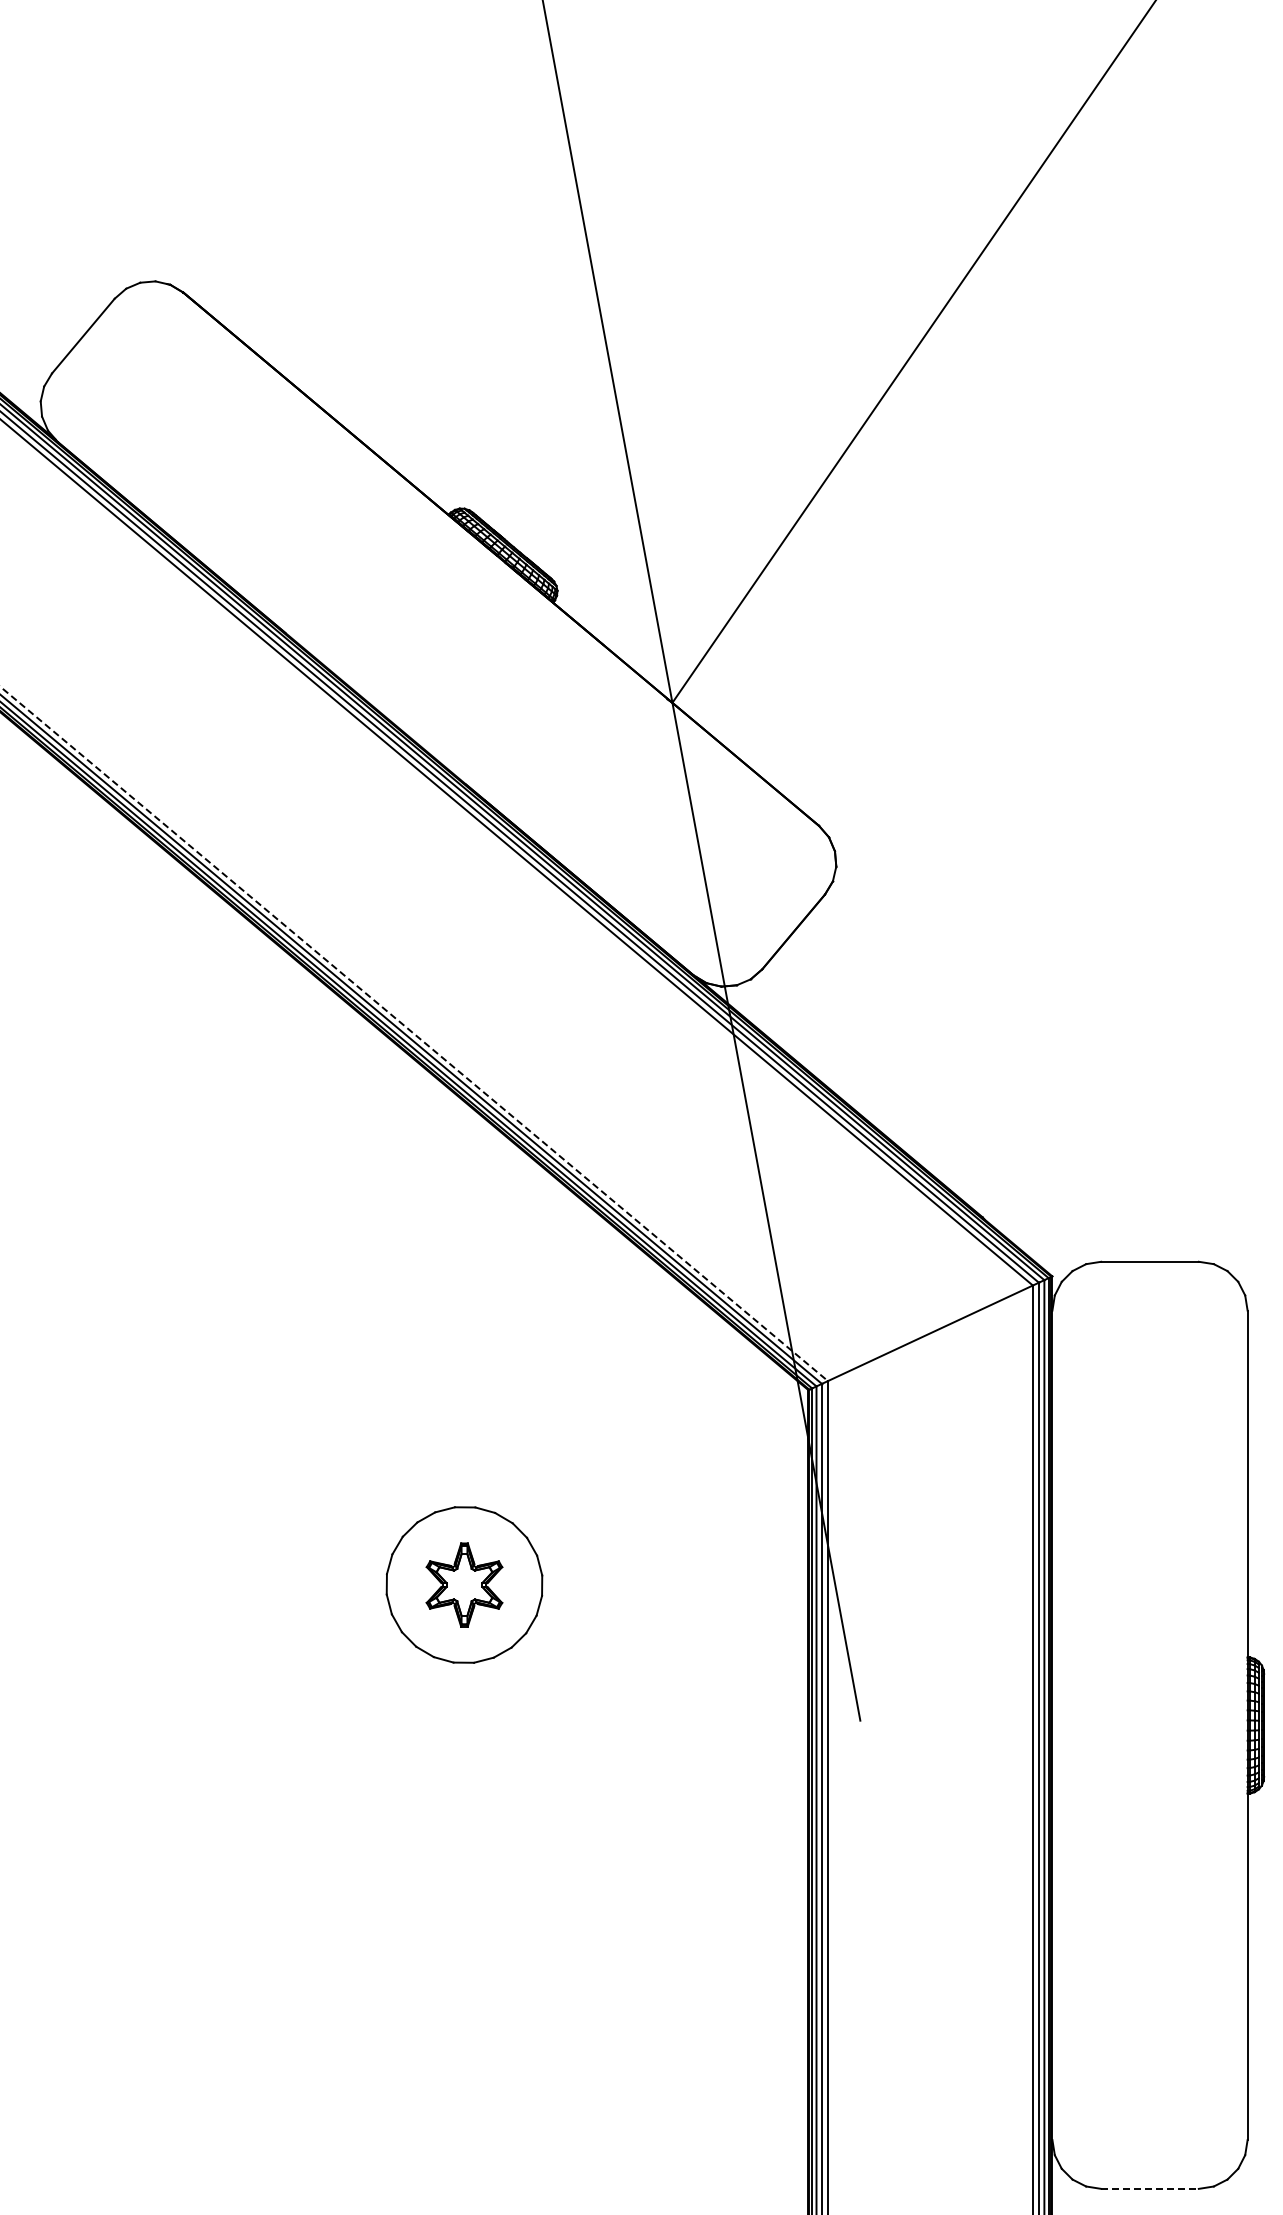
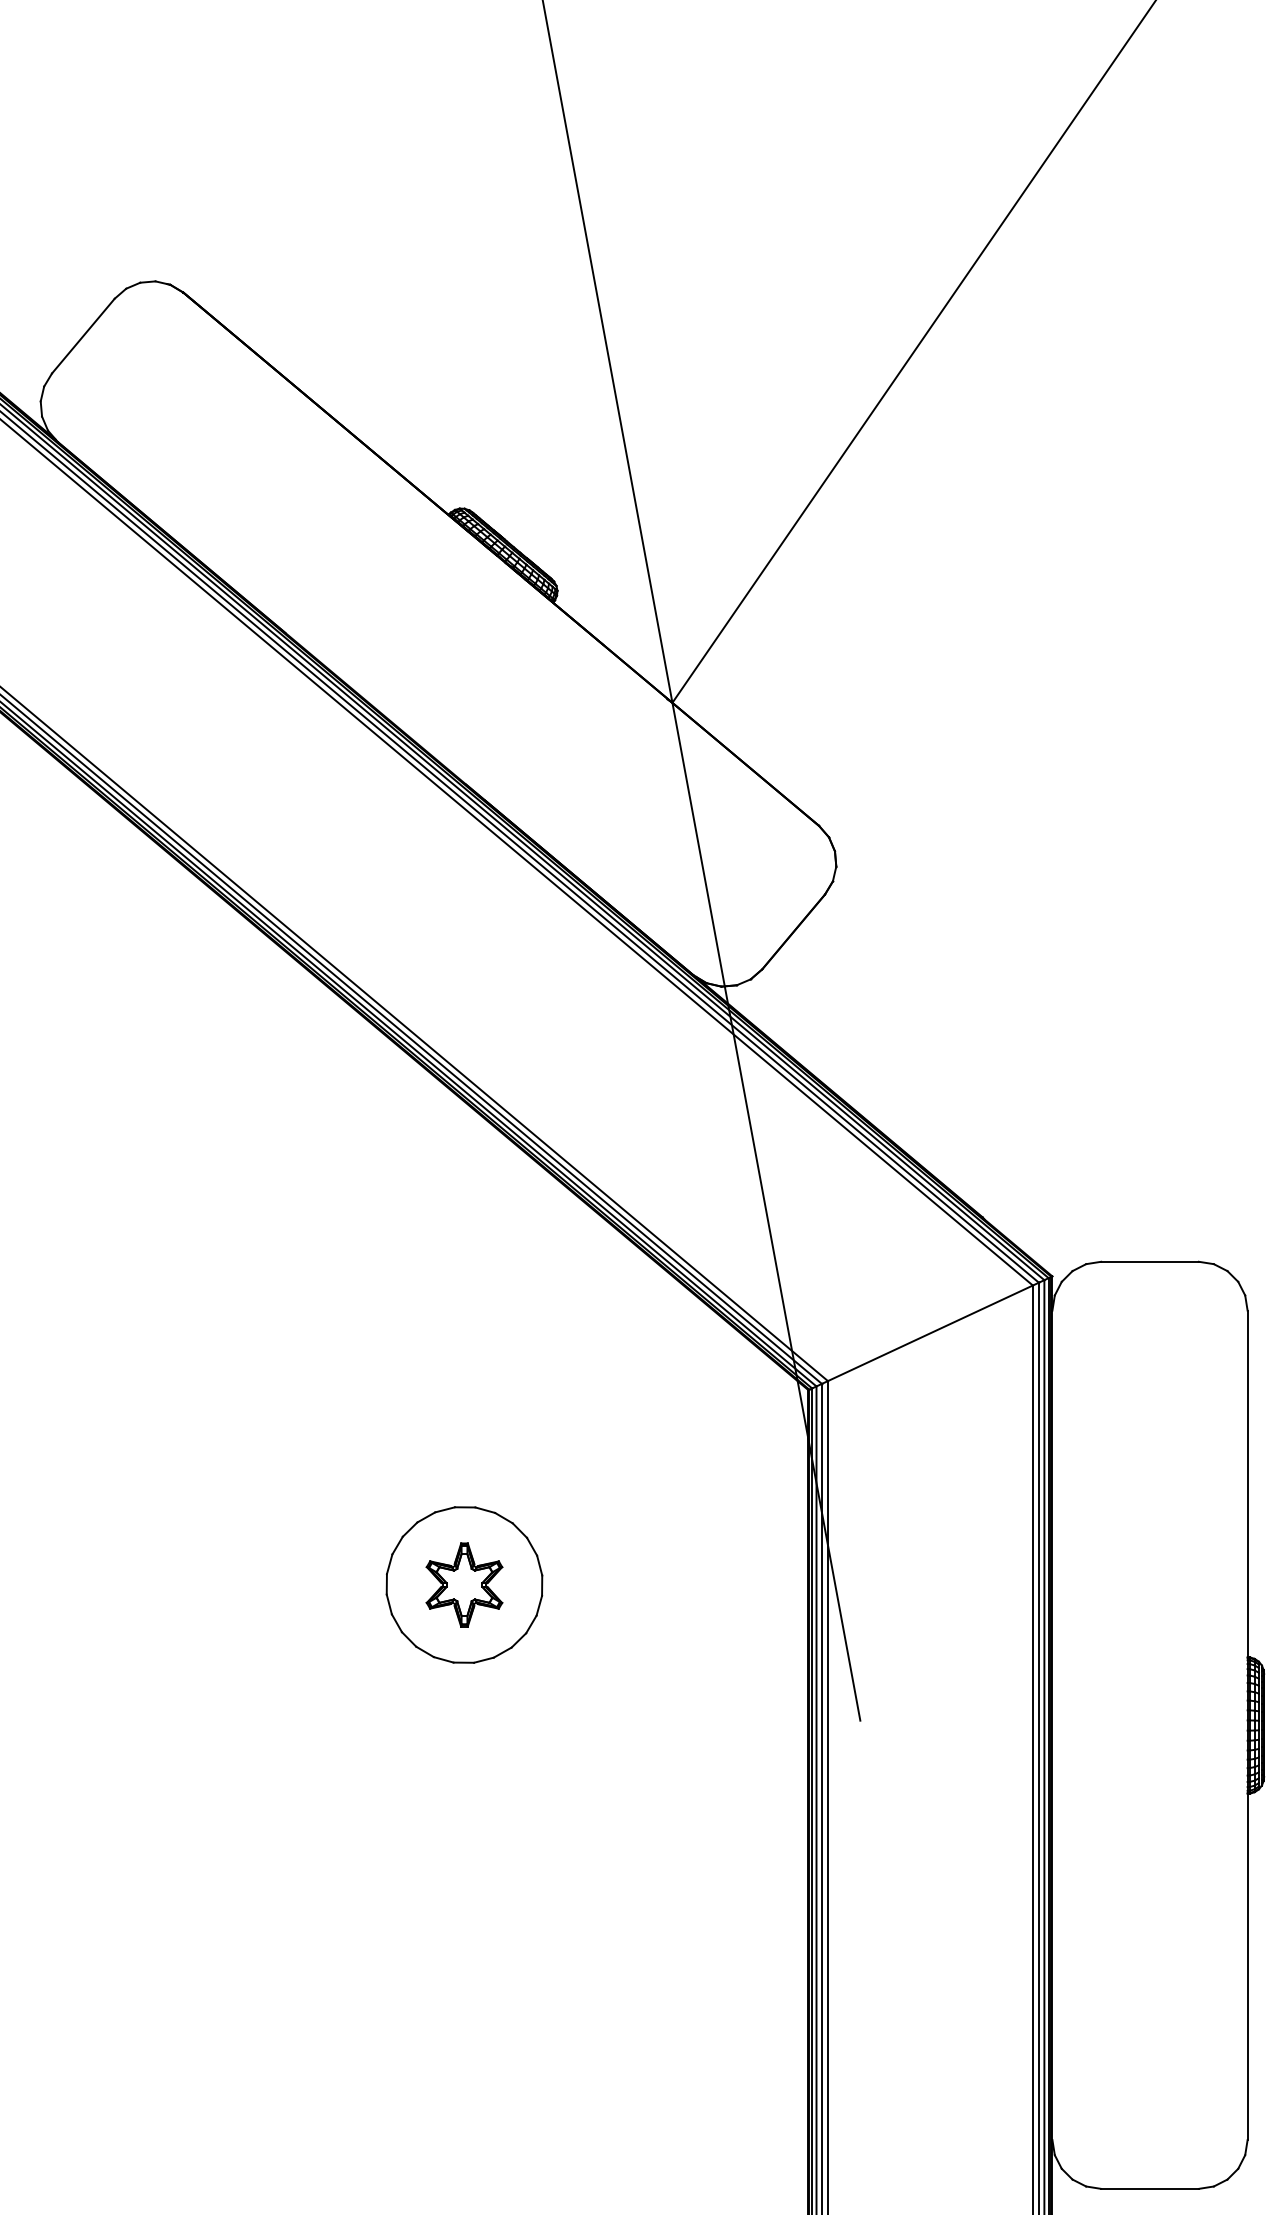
line: dashed -> solid (414, 1034)
line: dashed -> solid (1150, 2188)
